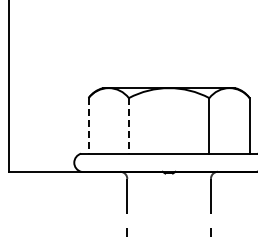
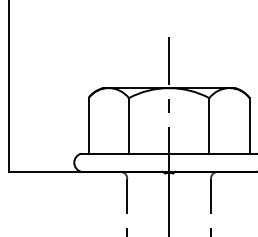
line: dashed -> solid (88, 125)
line: dashed -> solid (128, 125)
line: none -> present (169, 135)
